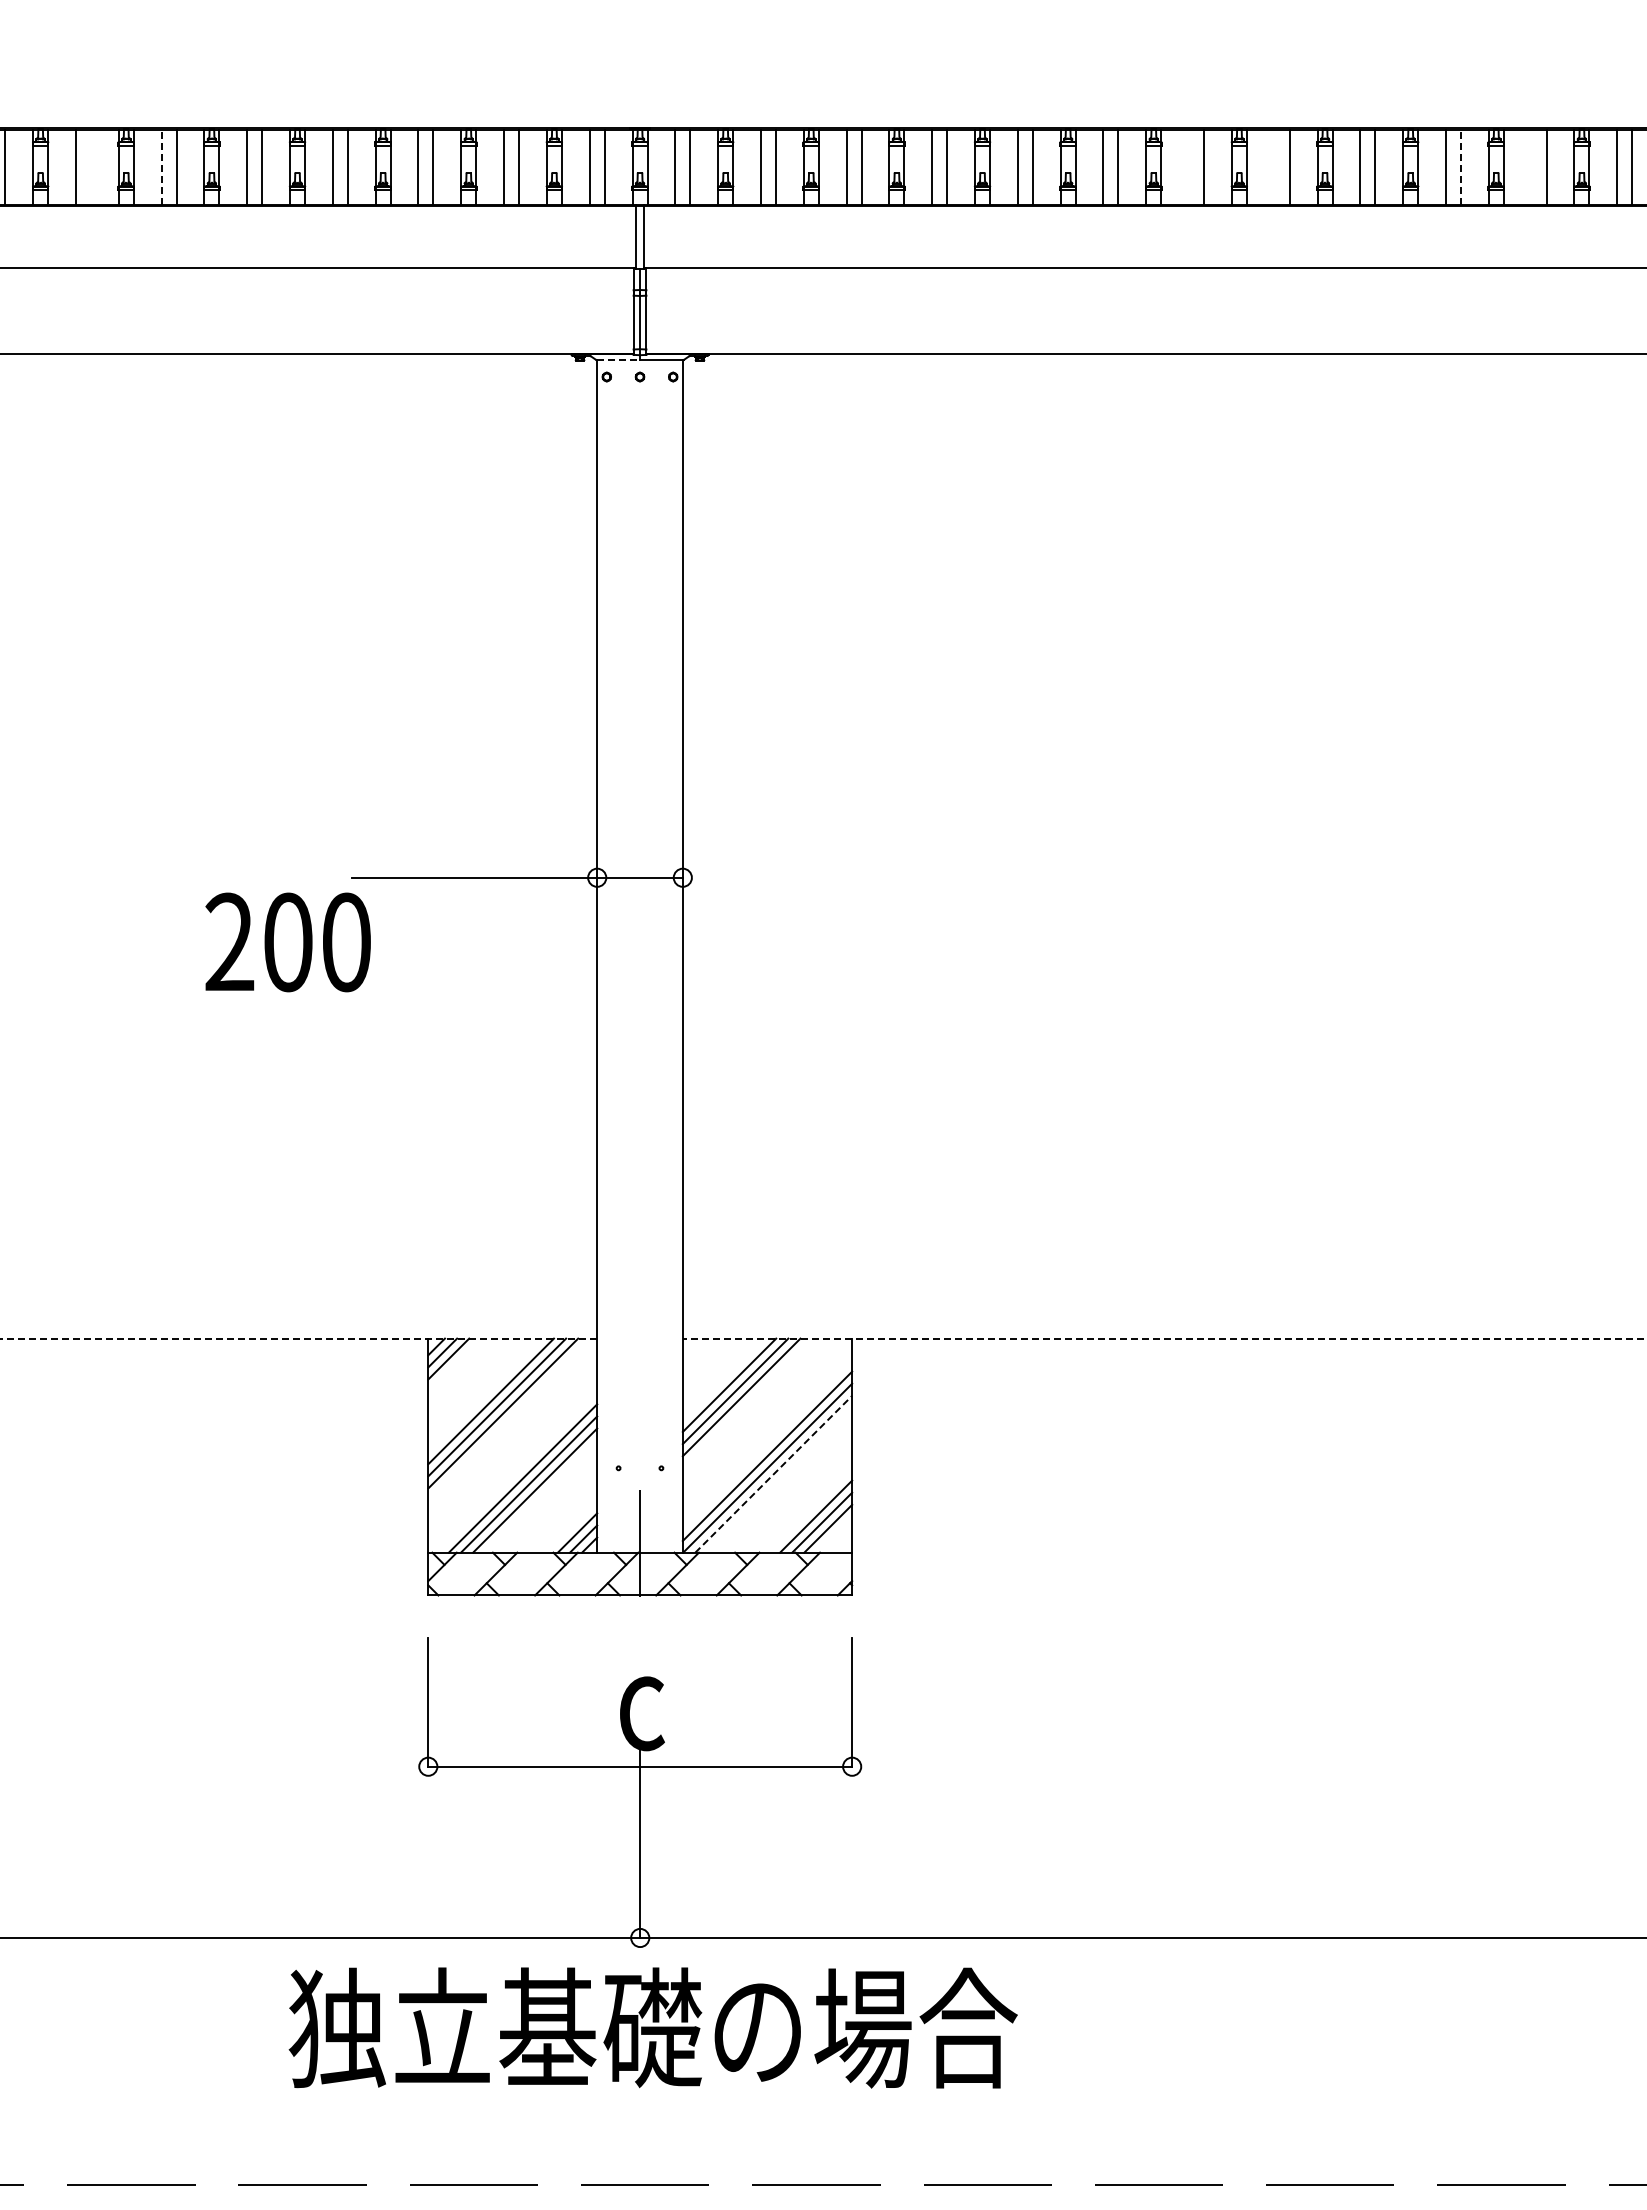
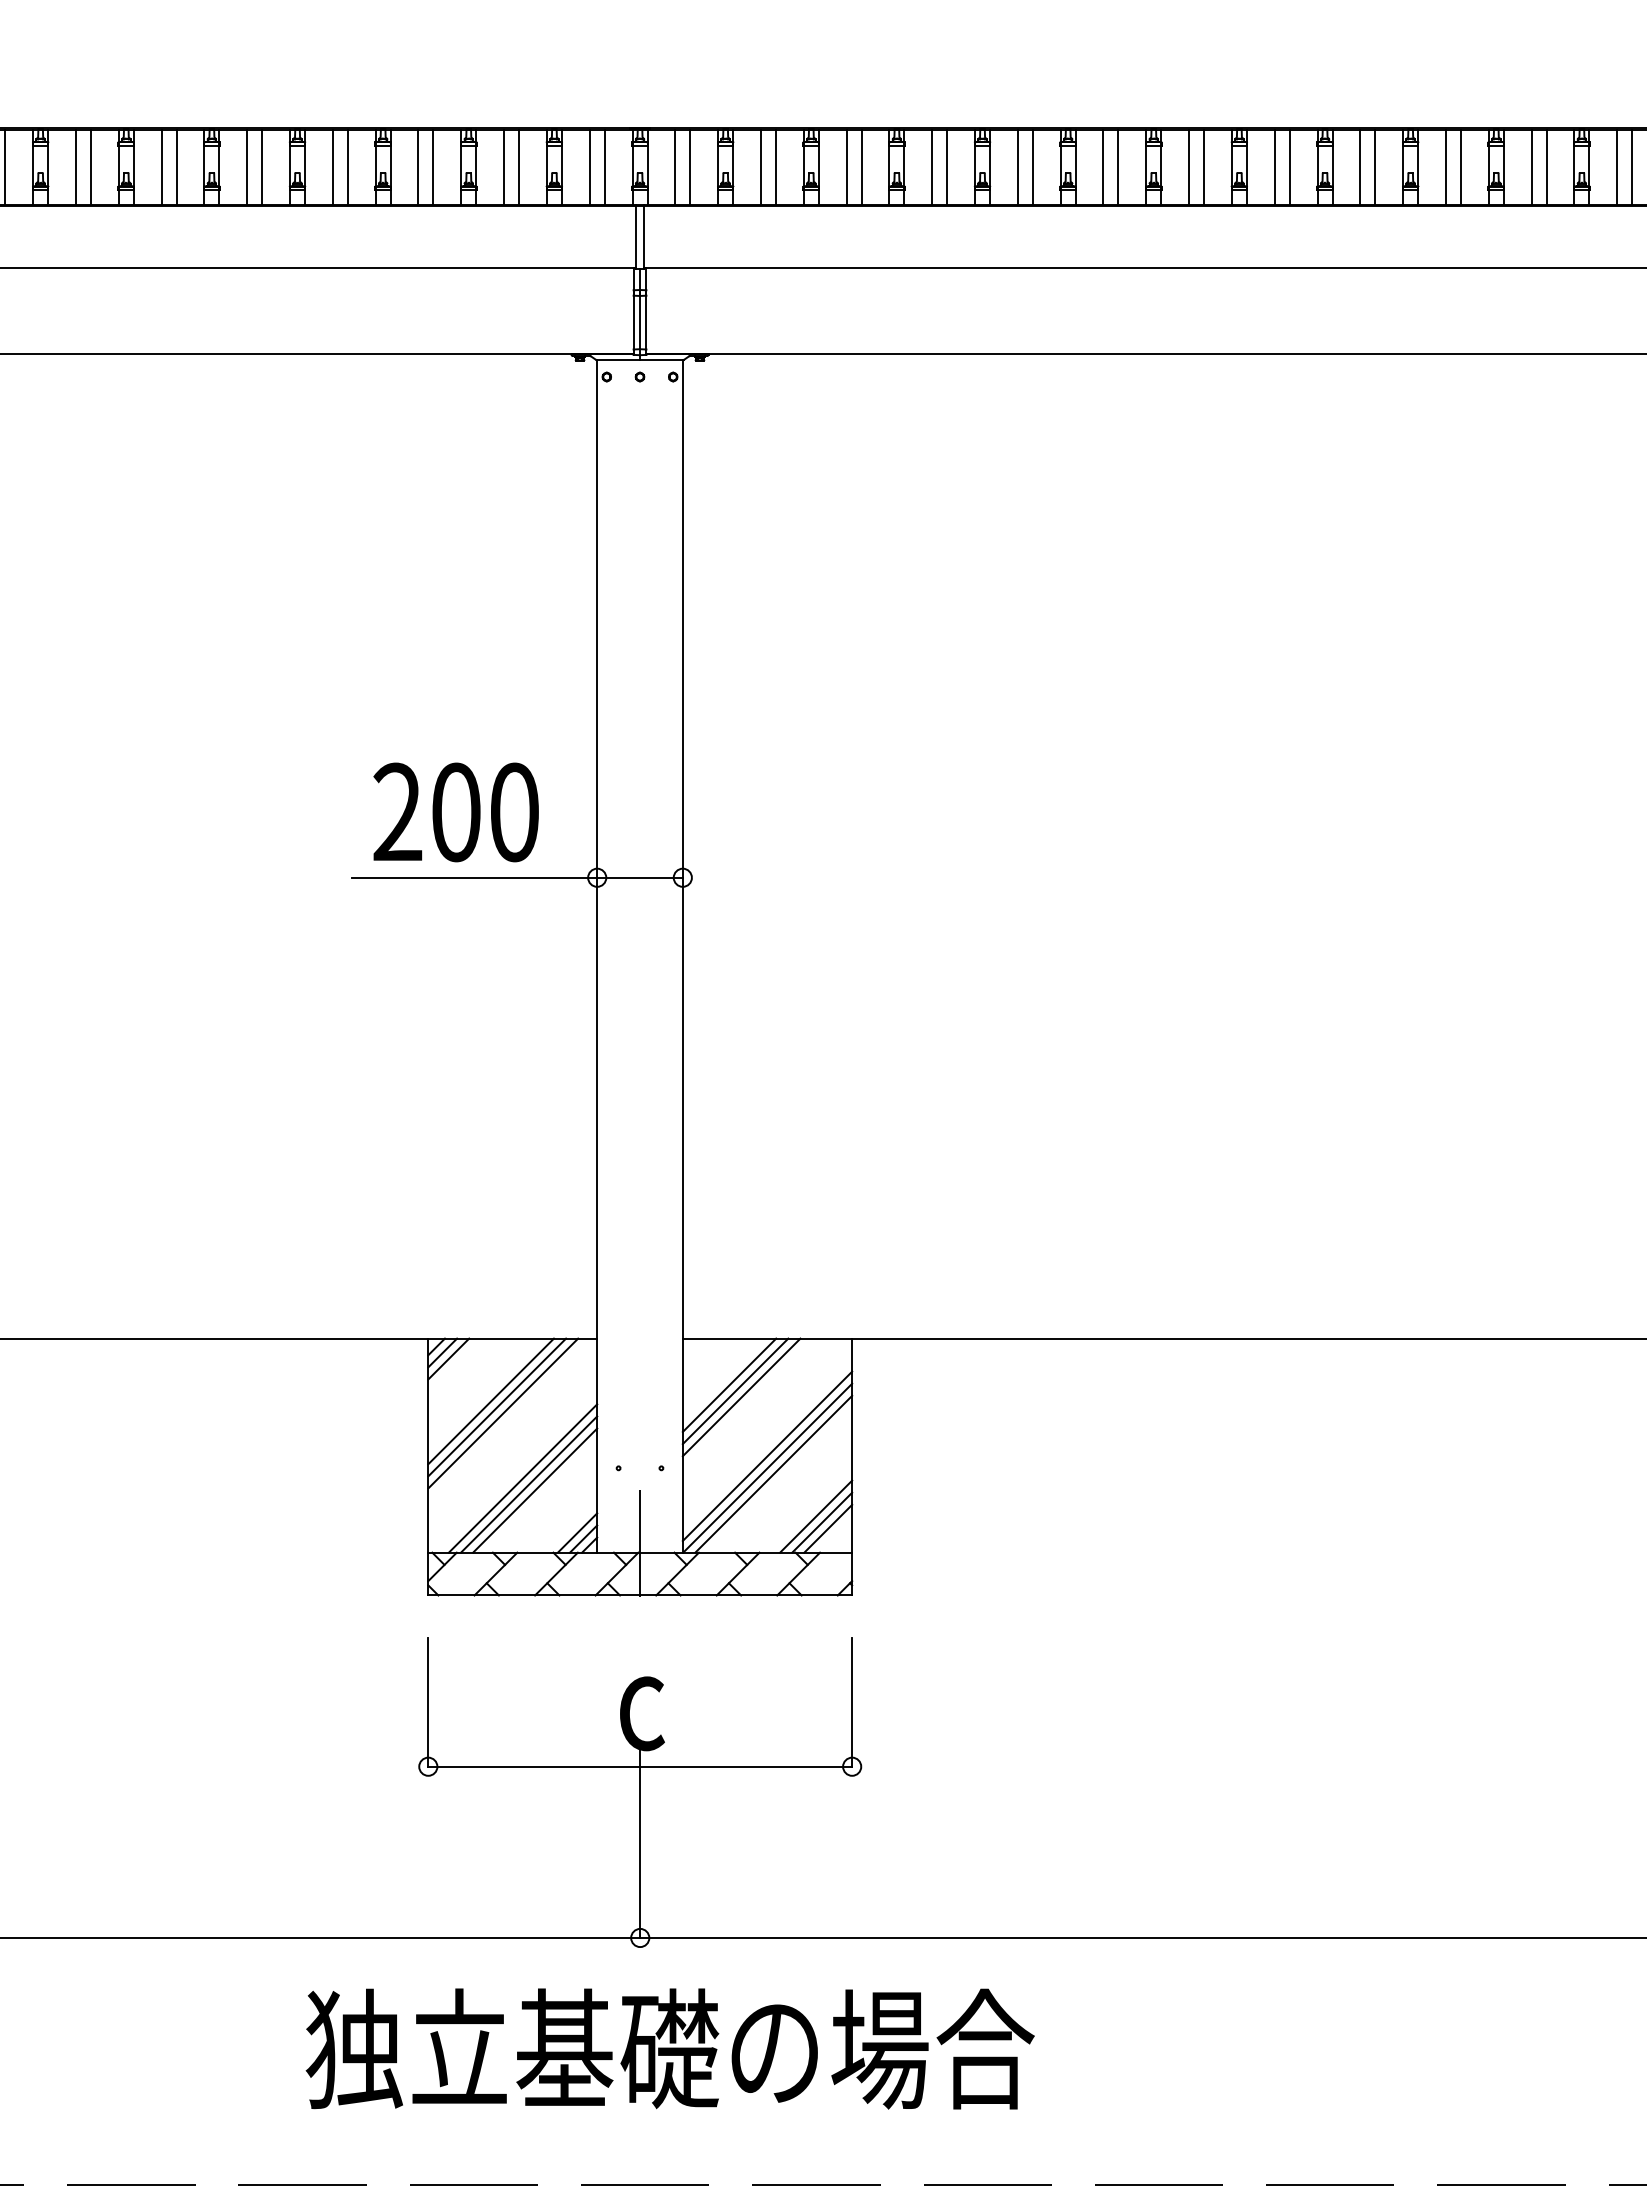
line: none -> present (90, 167)
line: dashed -> solid (161, 167)
line: none -> present (1189, 167)
line: none -> present (1274, 167)
line: dashed -> solid (1460, 167)
line: none -> present (1531, 167)
line: dashed -> solid (618, 359)
text position: (287, 942) -> (455, 812) (455, 812)
line: dashed -> solid (298, 1338)
line: dashed -> solid (1164, 1338)
line: dashed -> solid (773, 1474)
text position: (652, 2027) -> (669, 2048) (669, 2048)
